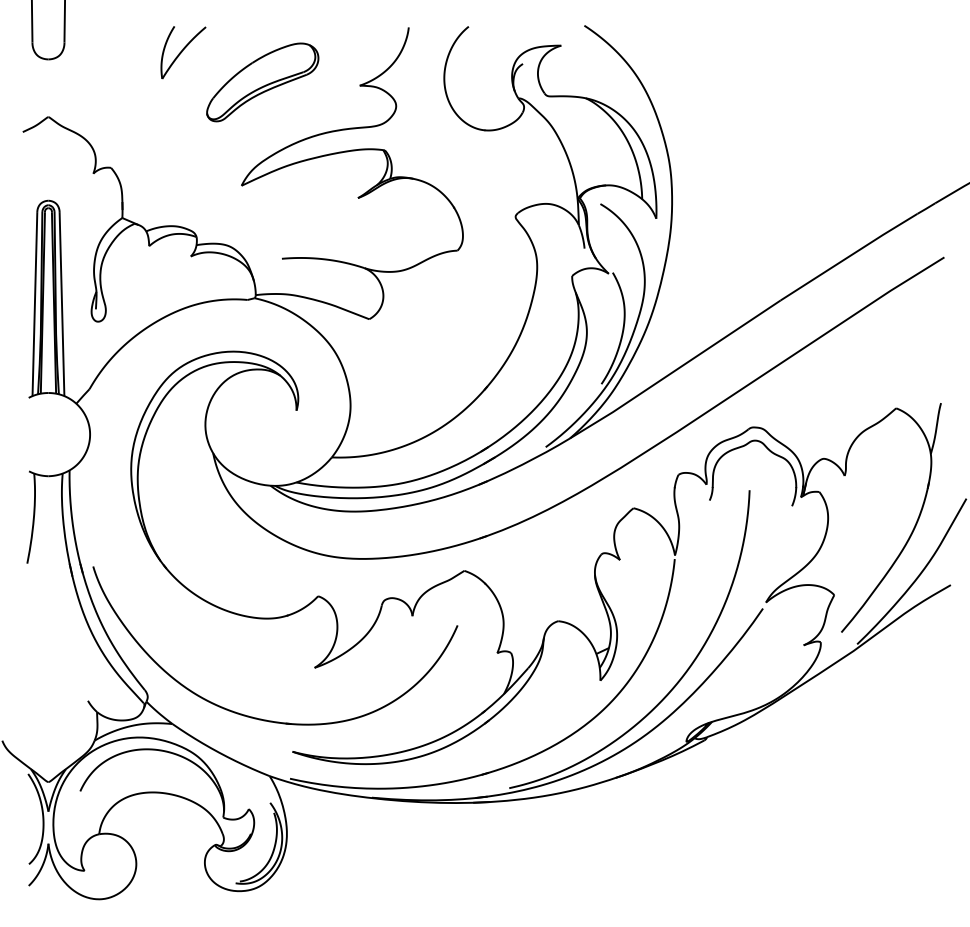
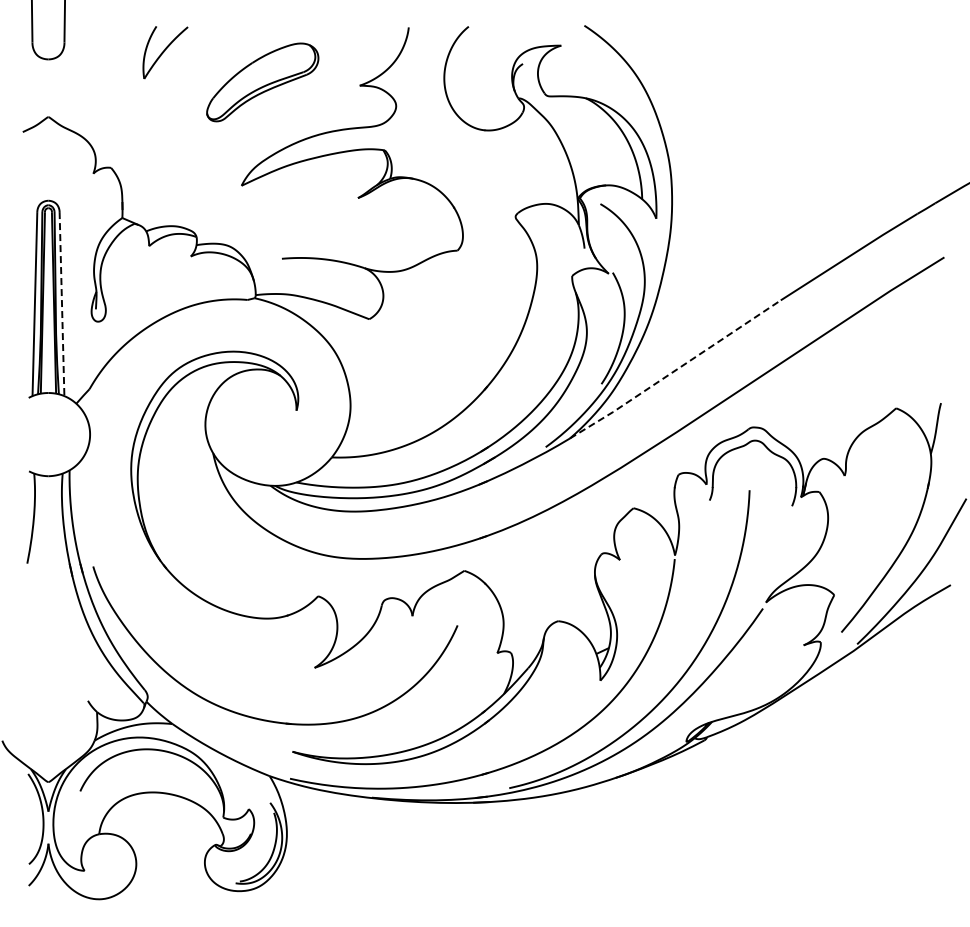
part position: (183, 52) -> (165, 52) (165, 52)
line: solid -> dashed (62, 304)
line: solid -> dashed (675, 370)
